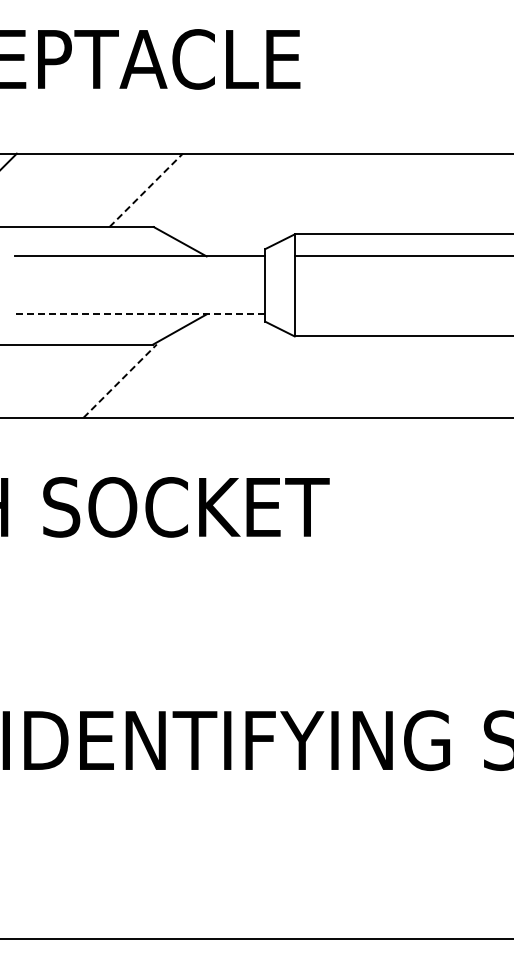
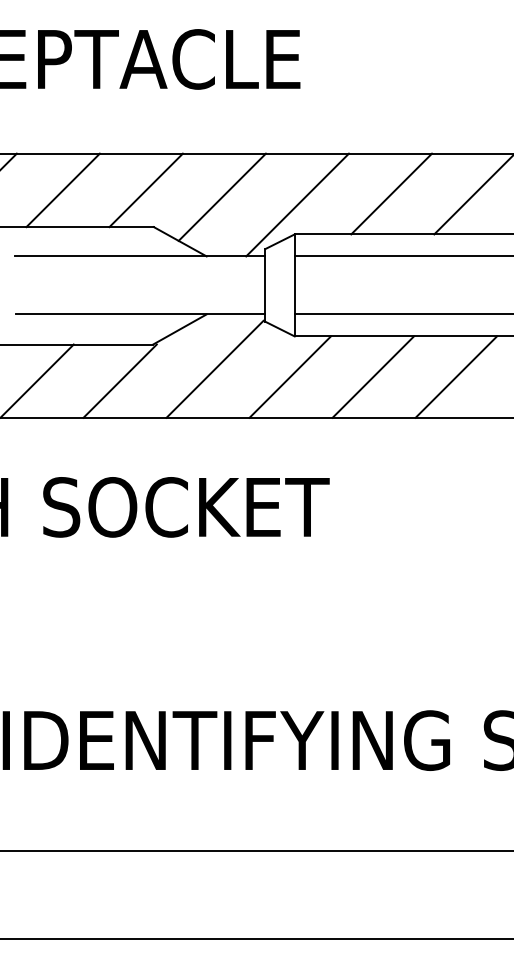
line: none -> present (62, 190)
line: dashed -> solid (146, 190)
line: none -> present (391, 193)
line: none -> present (472, 195)
line: none -> present (221, 196)
line: none -> present (297, 204)
line: dashed -> solid (140, 314)
line: none -> present (402, 314)
line: none -> present (214, 368)
line: none -> present (289, 376)
line: none -> present (372, 376)
line: none -> present (456, 376)
line: none -> present (37, 379)
line: dashed -> solid (120, 381)
line: none -> present (256, 850)
